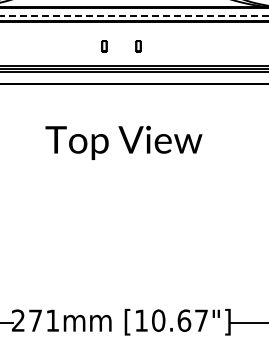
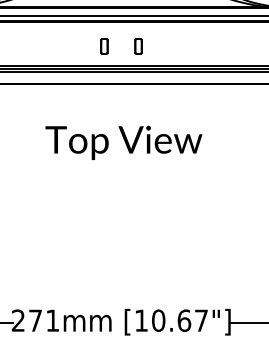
line: dashed -> solid (133, 15)
part size: 7x13 px -> 9x17 px (104, 46)
part size: 7x13 px -> 9x17 px (138, 46)
